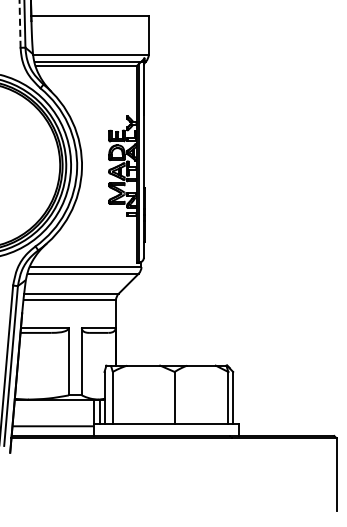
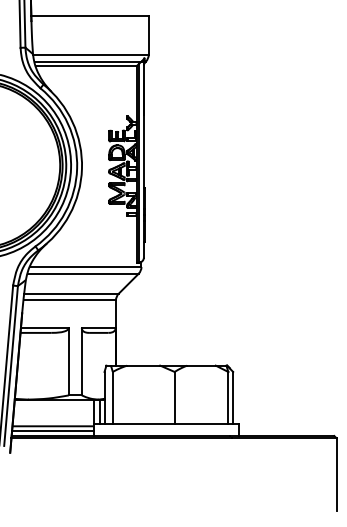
line: dashed -> solid (20, 23)
line: none -> present (52, 431)
